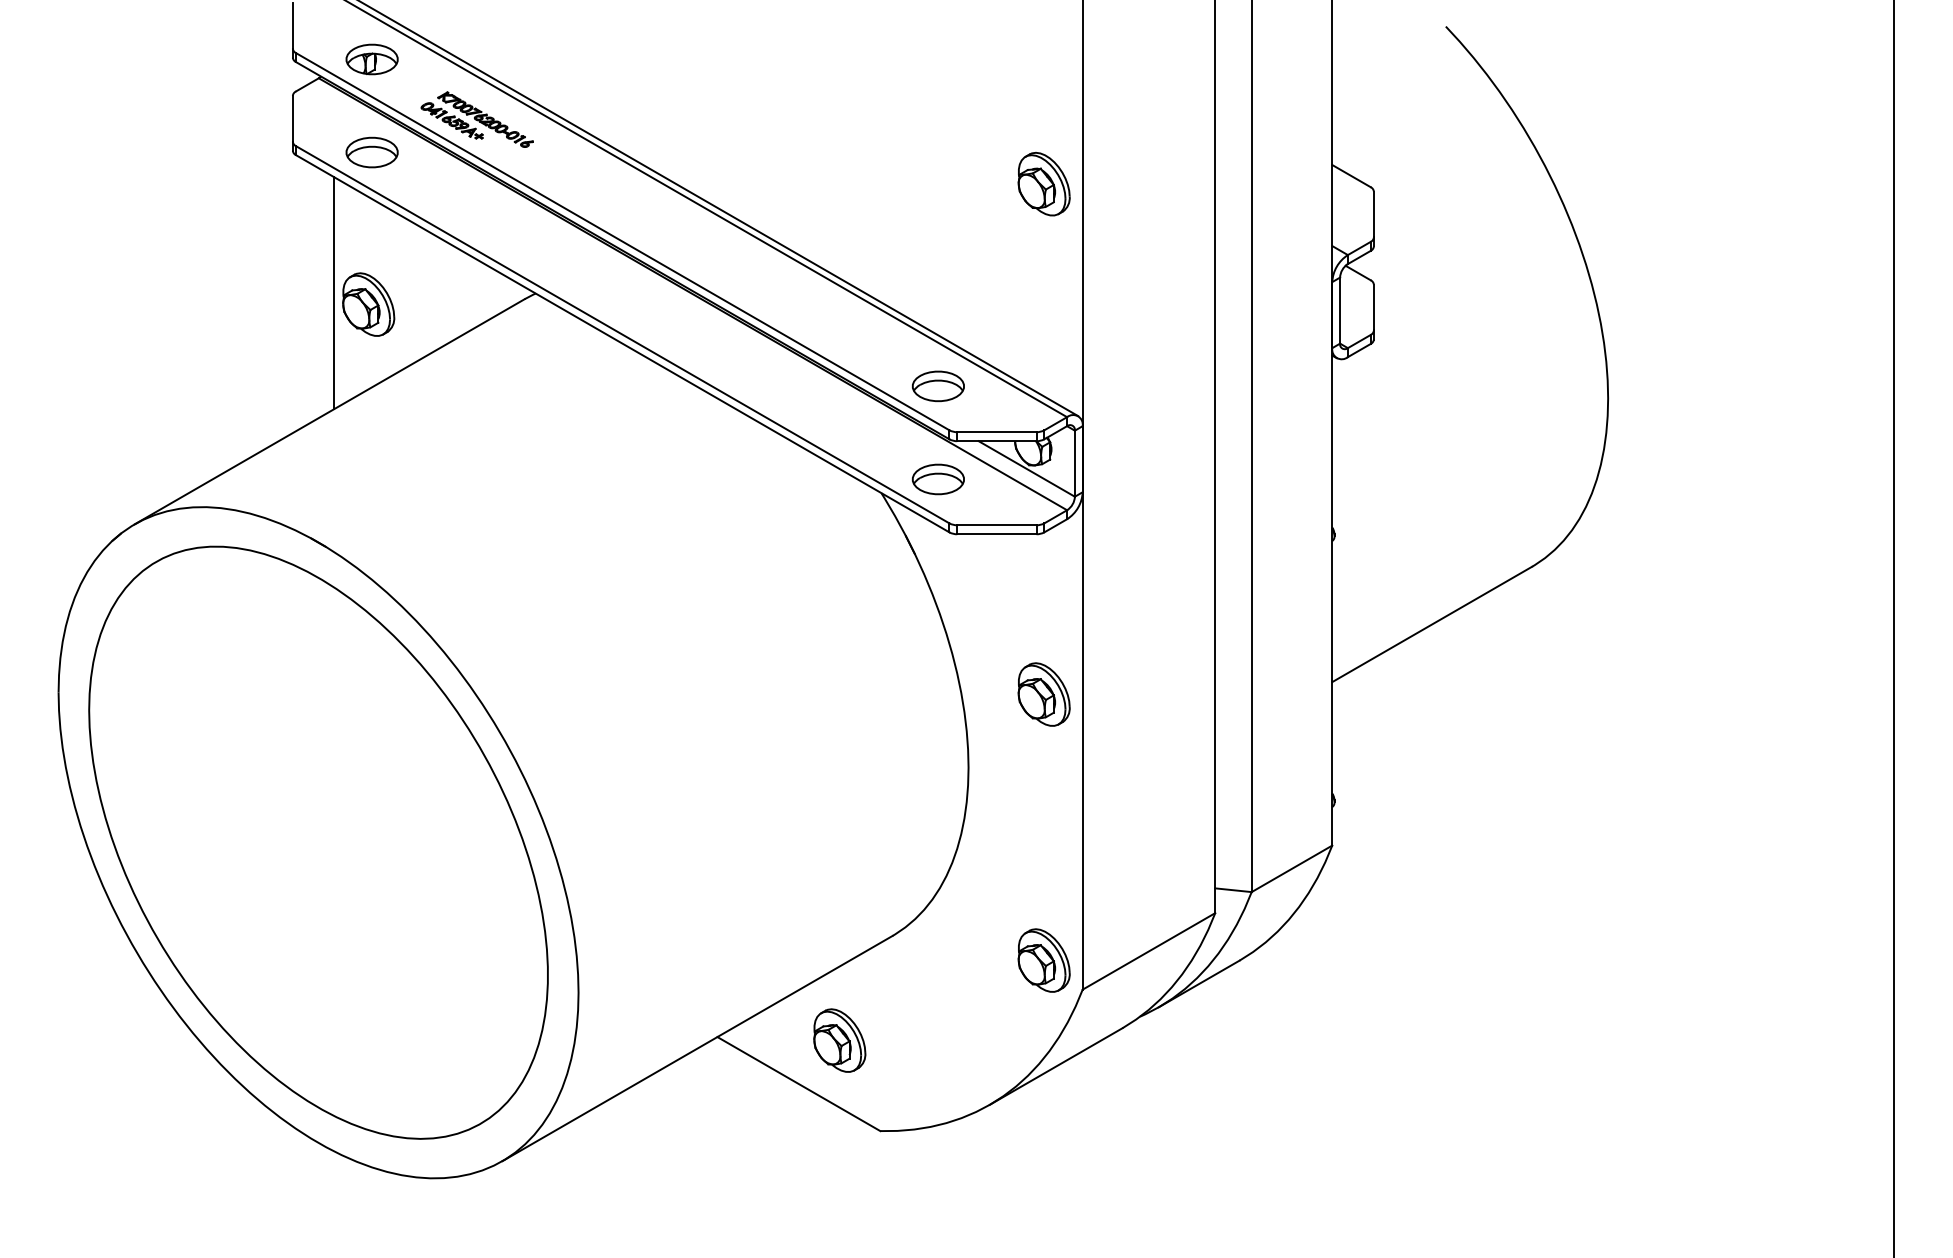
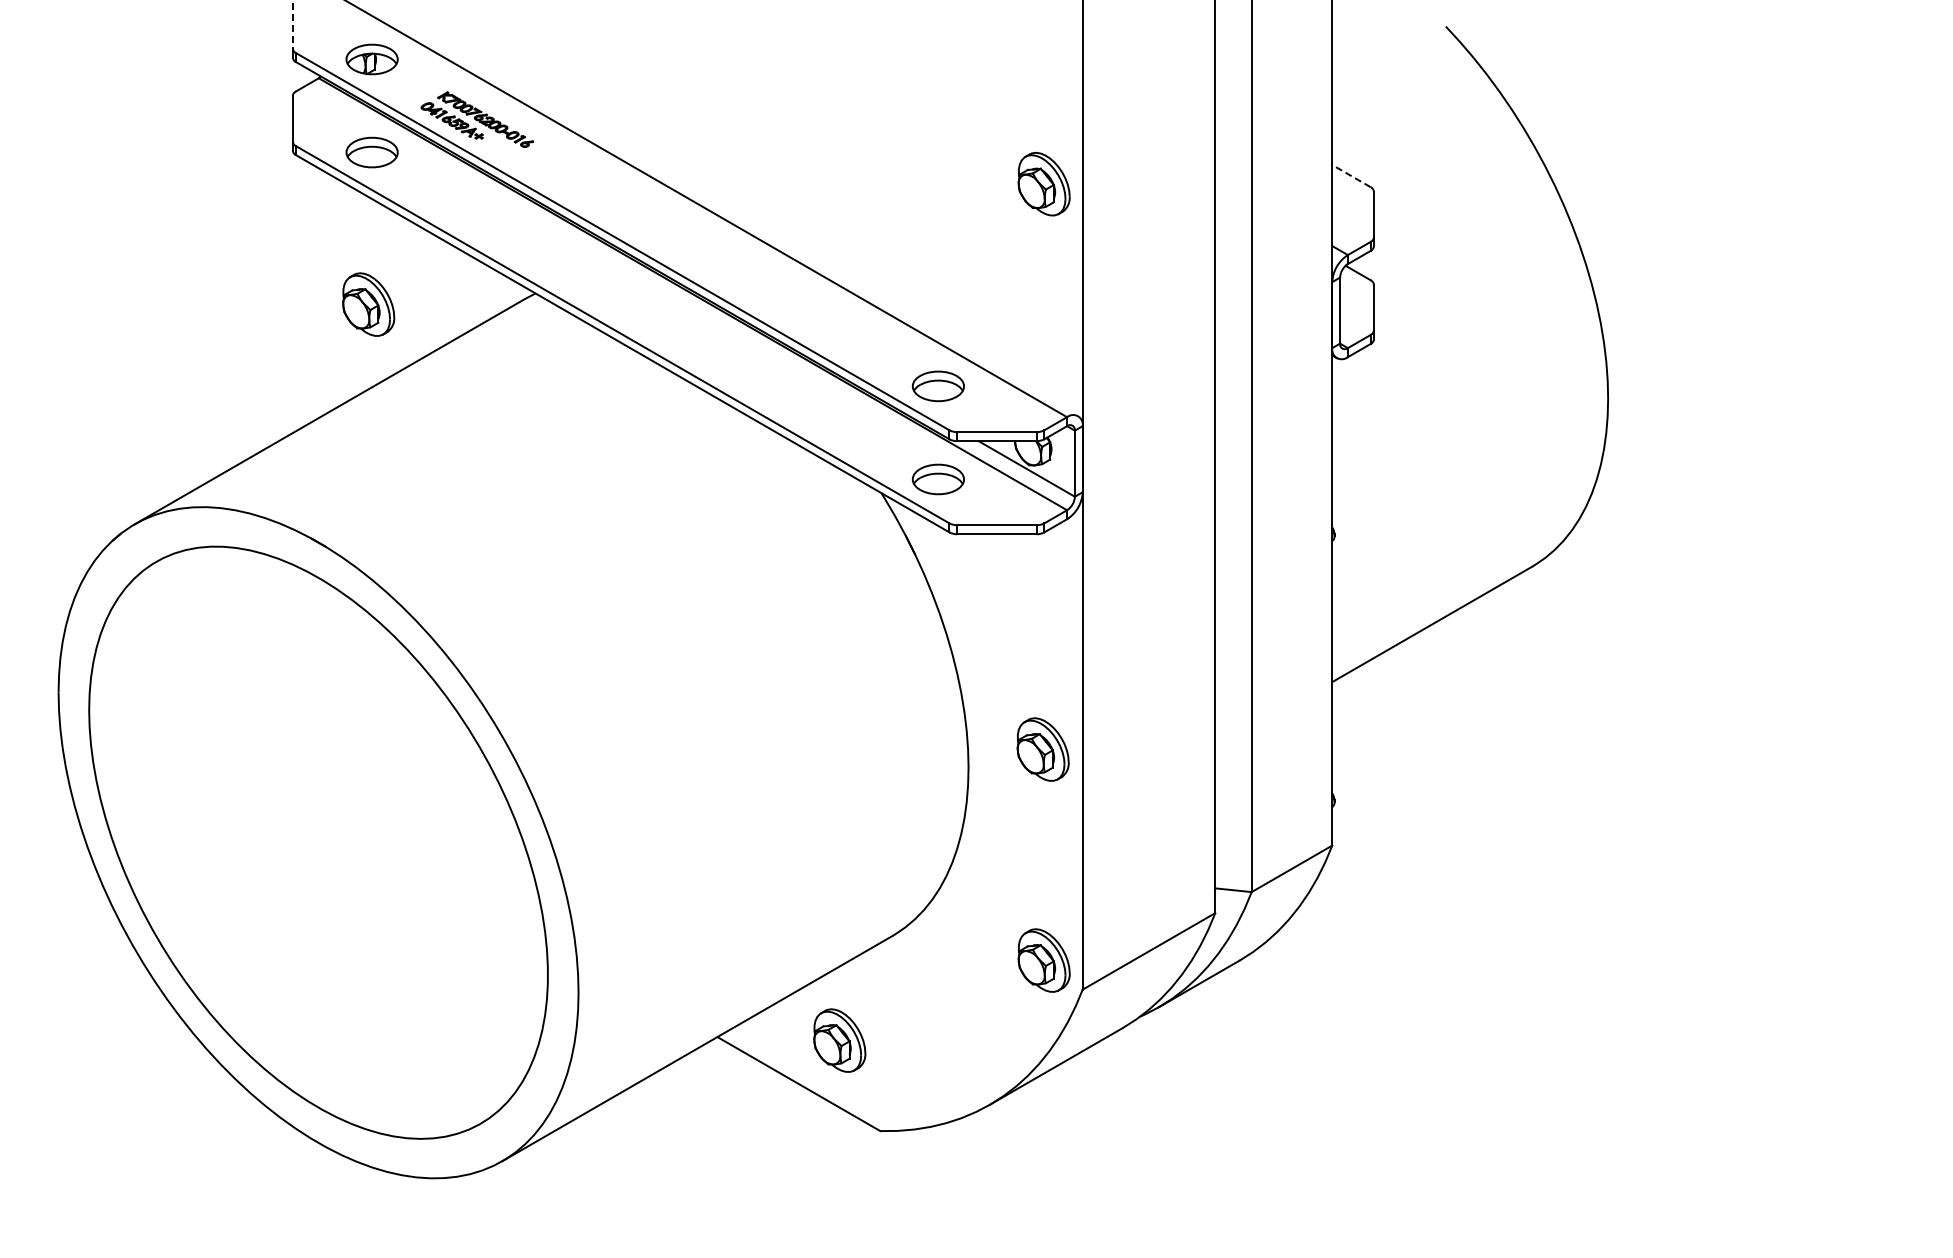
line: solid -> dashed (292, 25)
line: solid -> dashed (1351, 175)
line: present -> none (719, 209)
line: present -> none (334, 293)
line: present -> none (1894, 628)
part position: (1043, 694) -> (1042, 749) (1042, 749)
